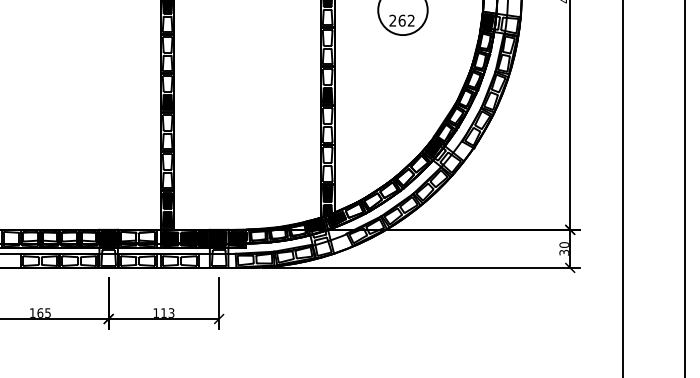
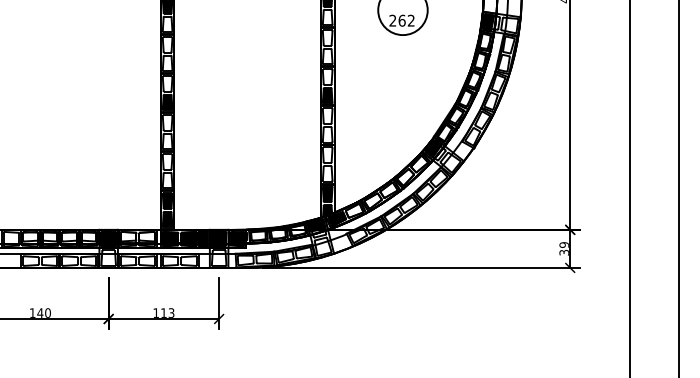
line position: (623, 188) -> (630, 188) (630, 188)
line position: (685, 188) -> (679, 188) (679, 188)
text: 30 -> 39 (563, 244)
text: 165 -> 140 (43, 312)
